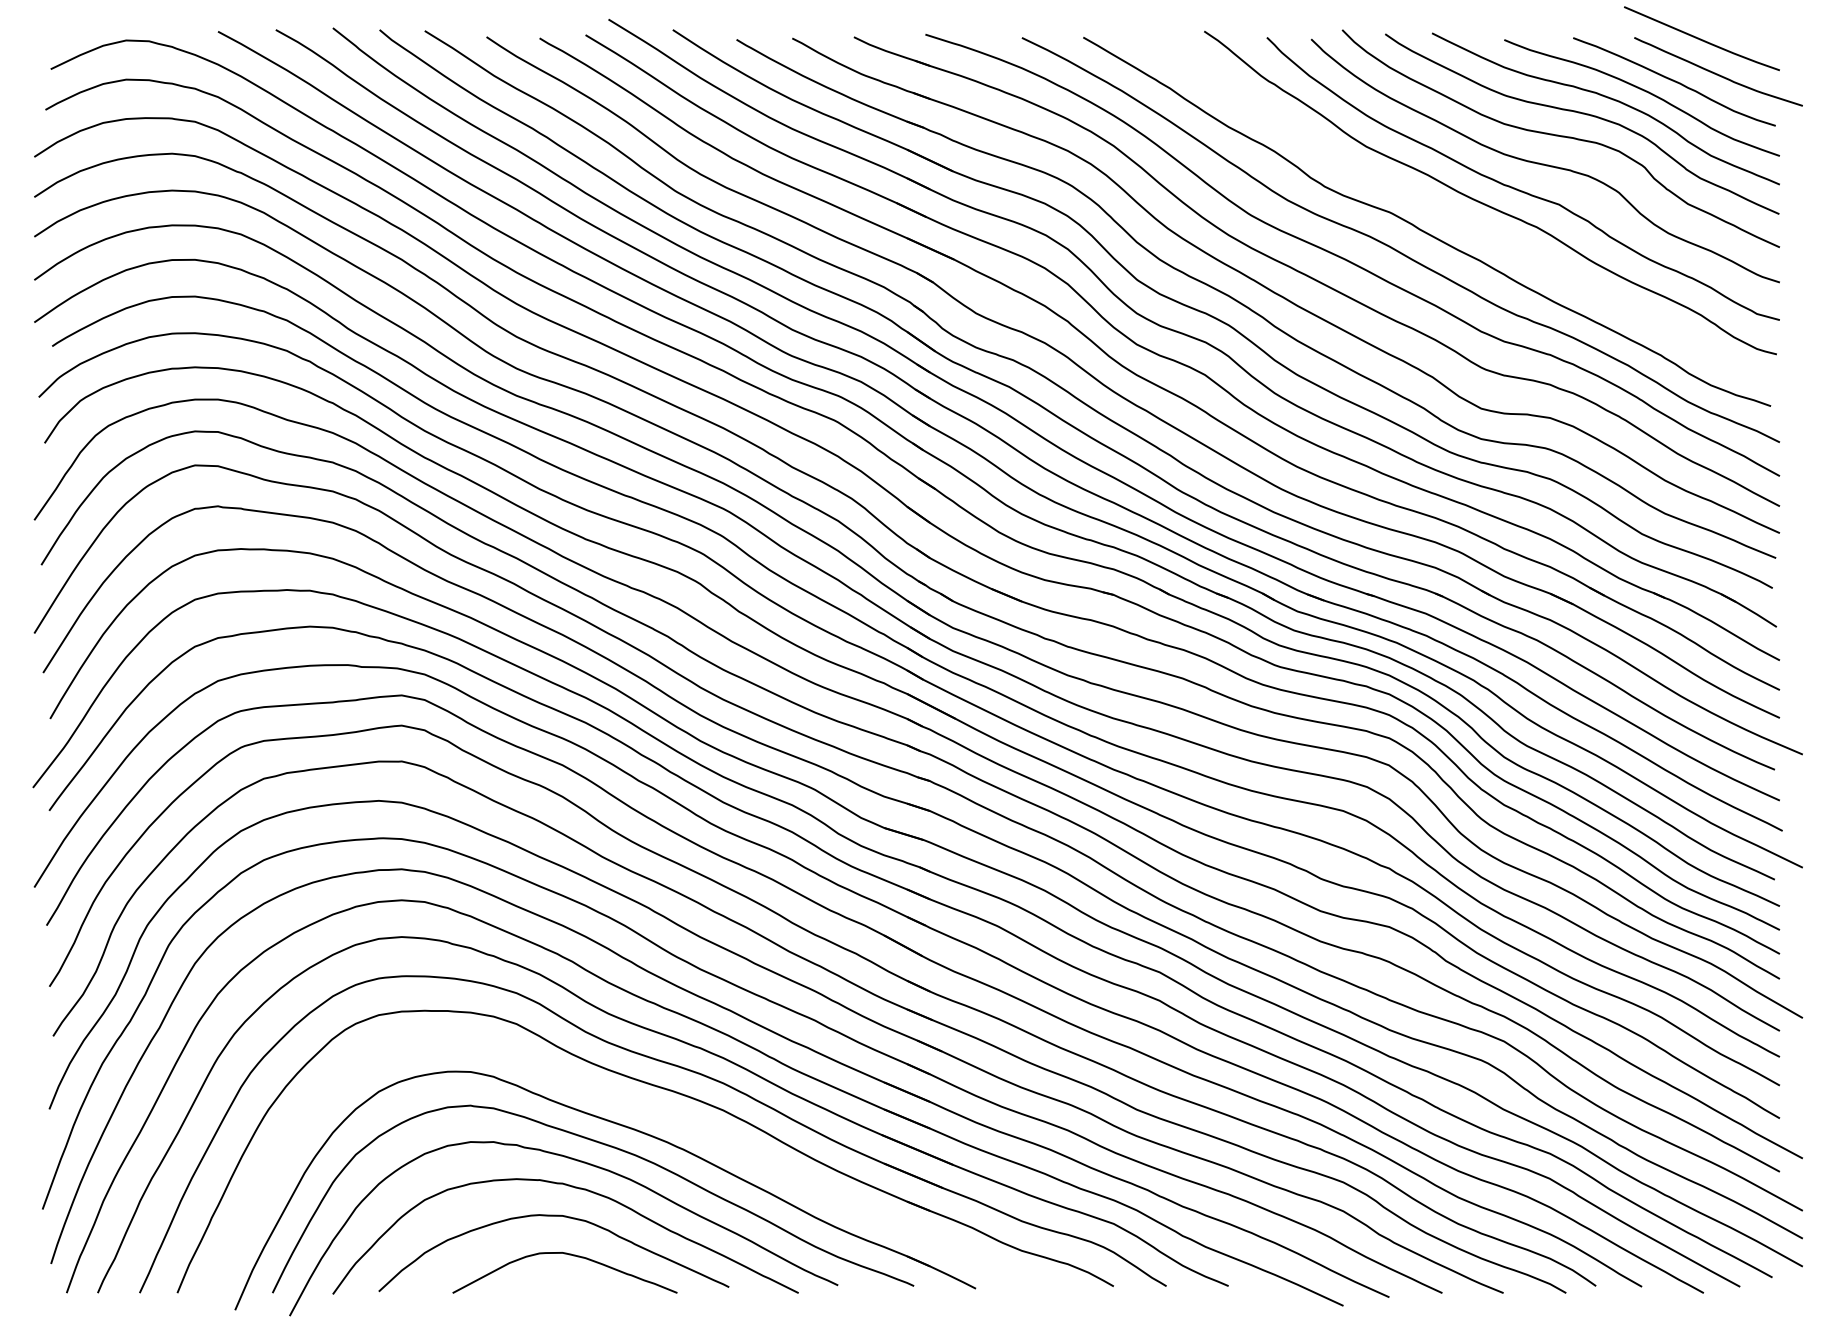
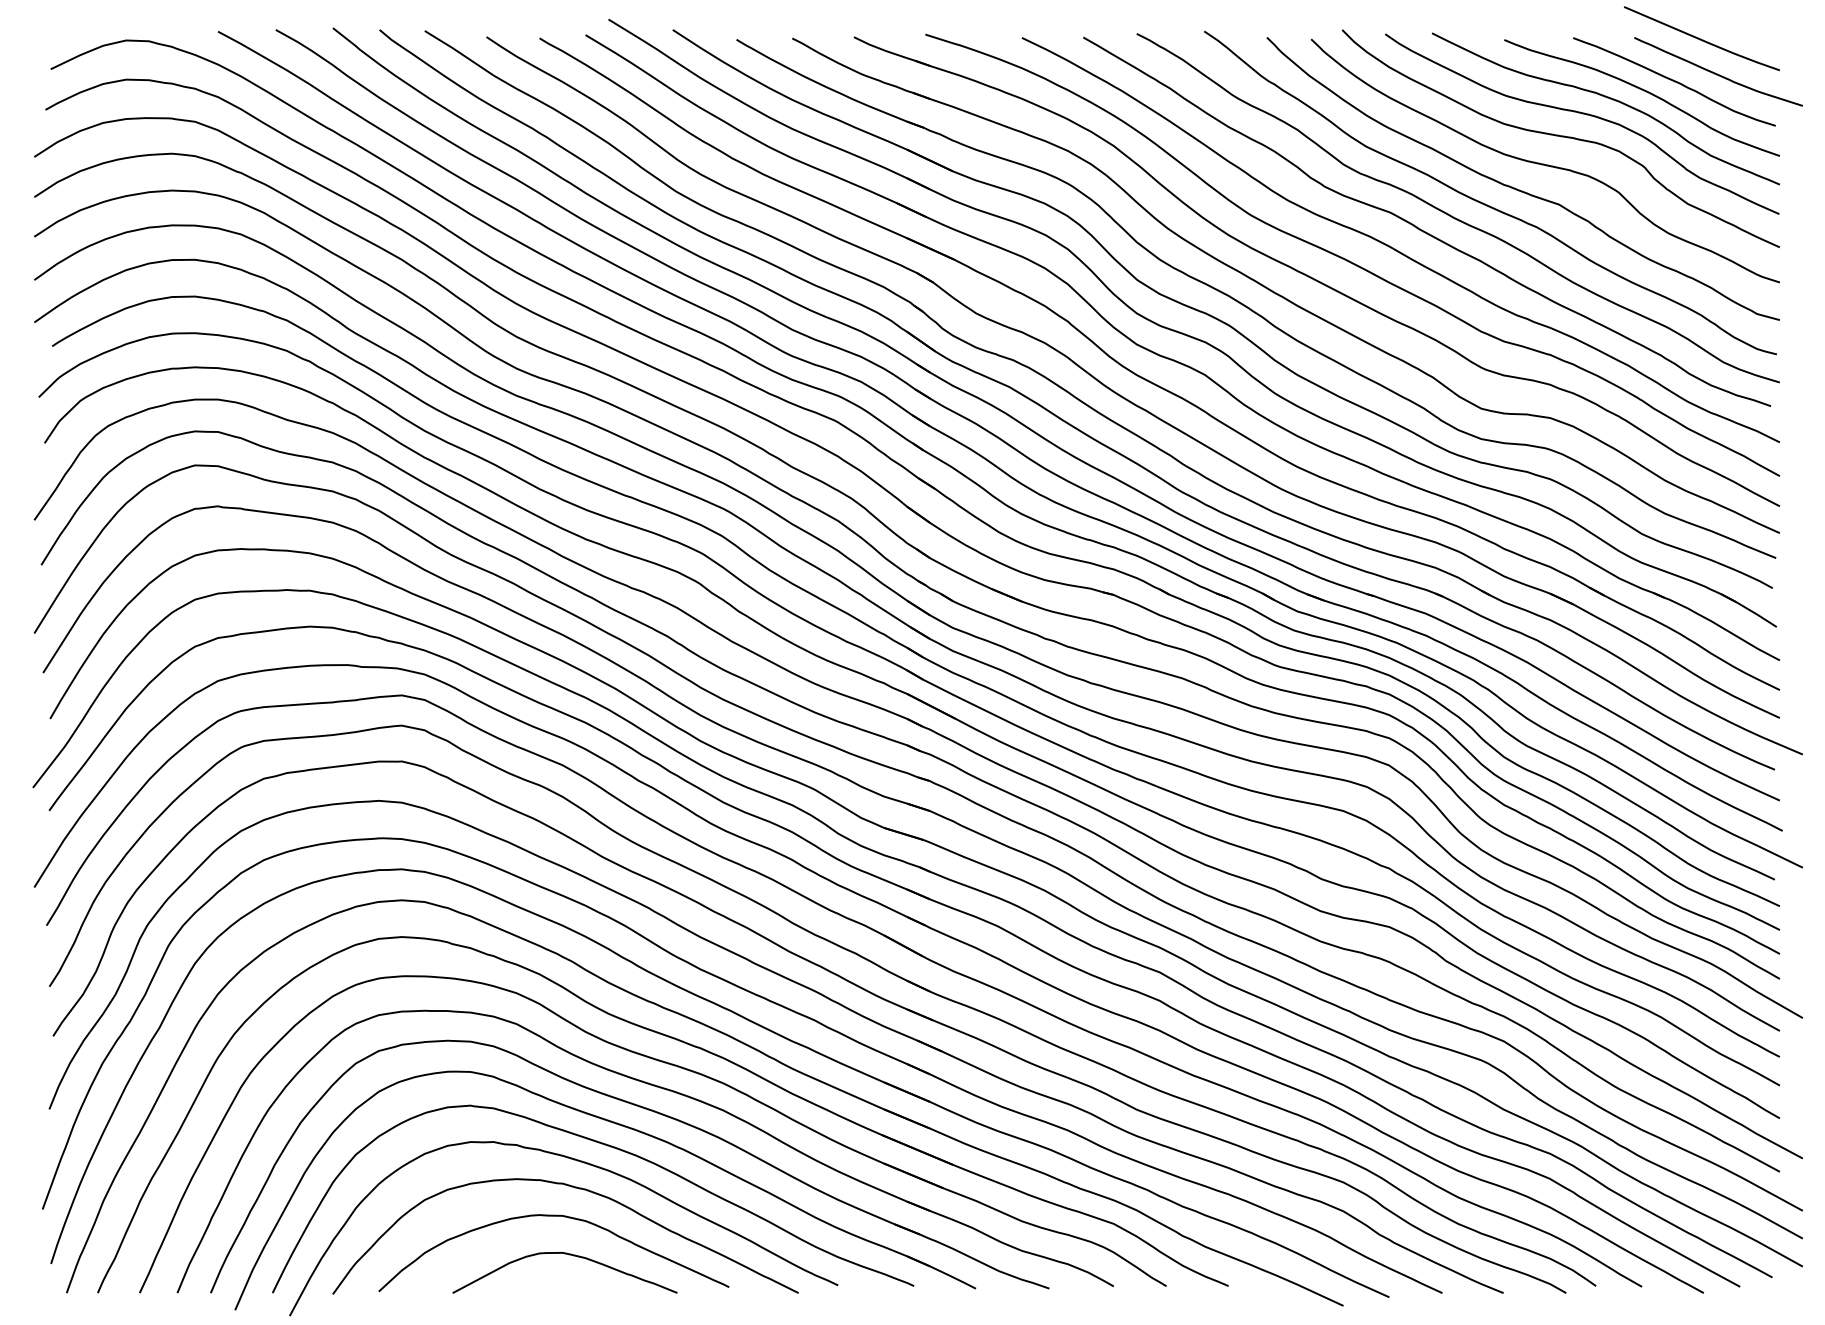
curve: none -> present (1453, 216)
part: none -> present (653, 1112)
